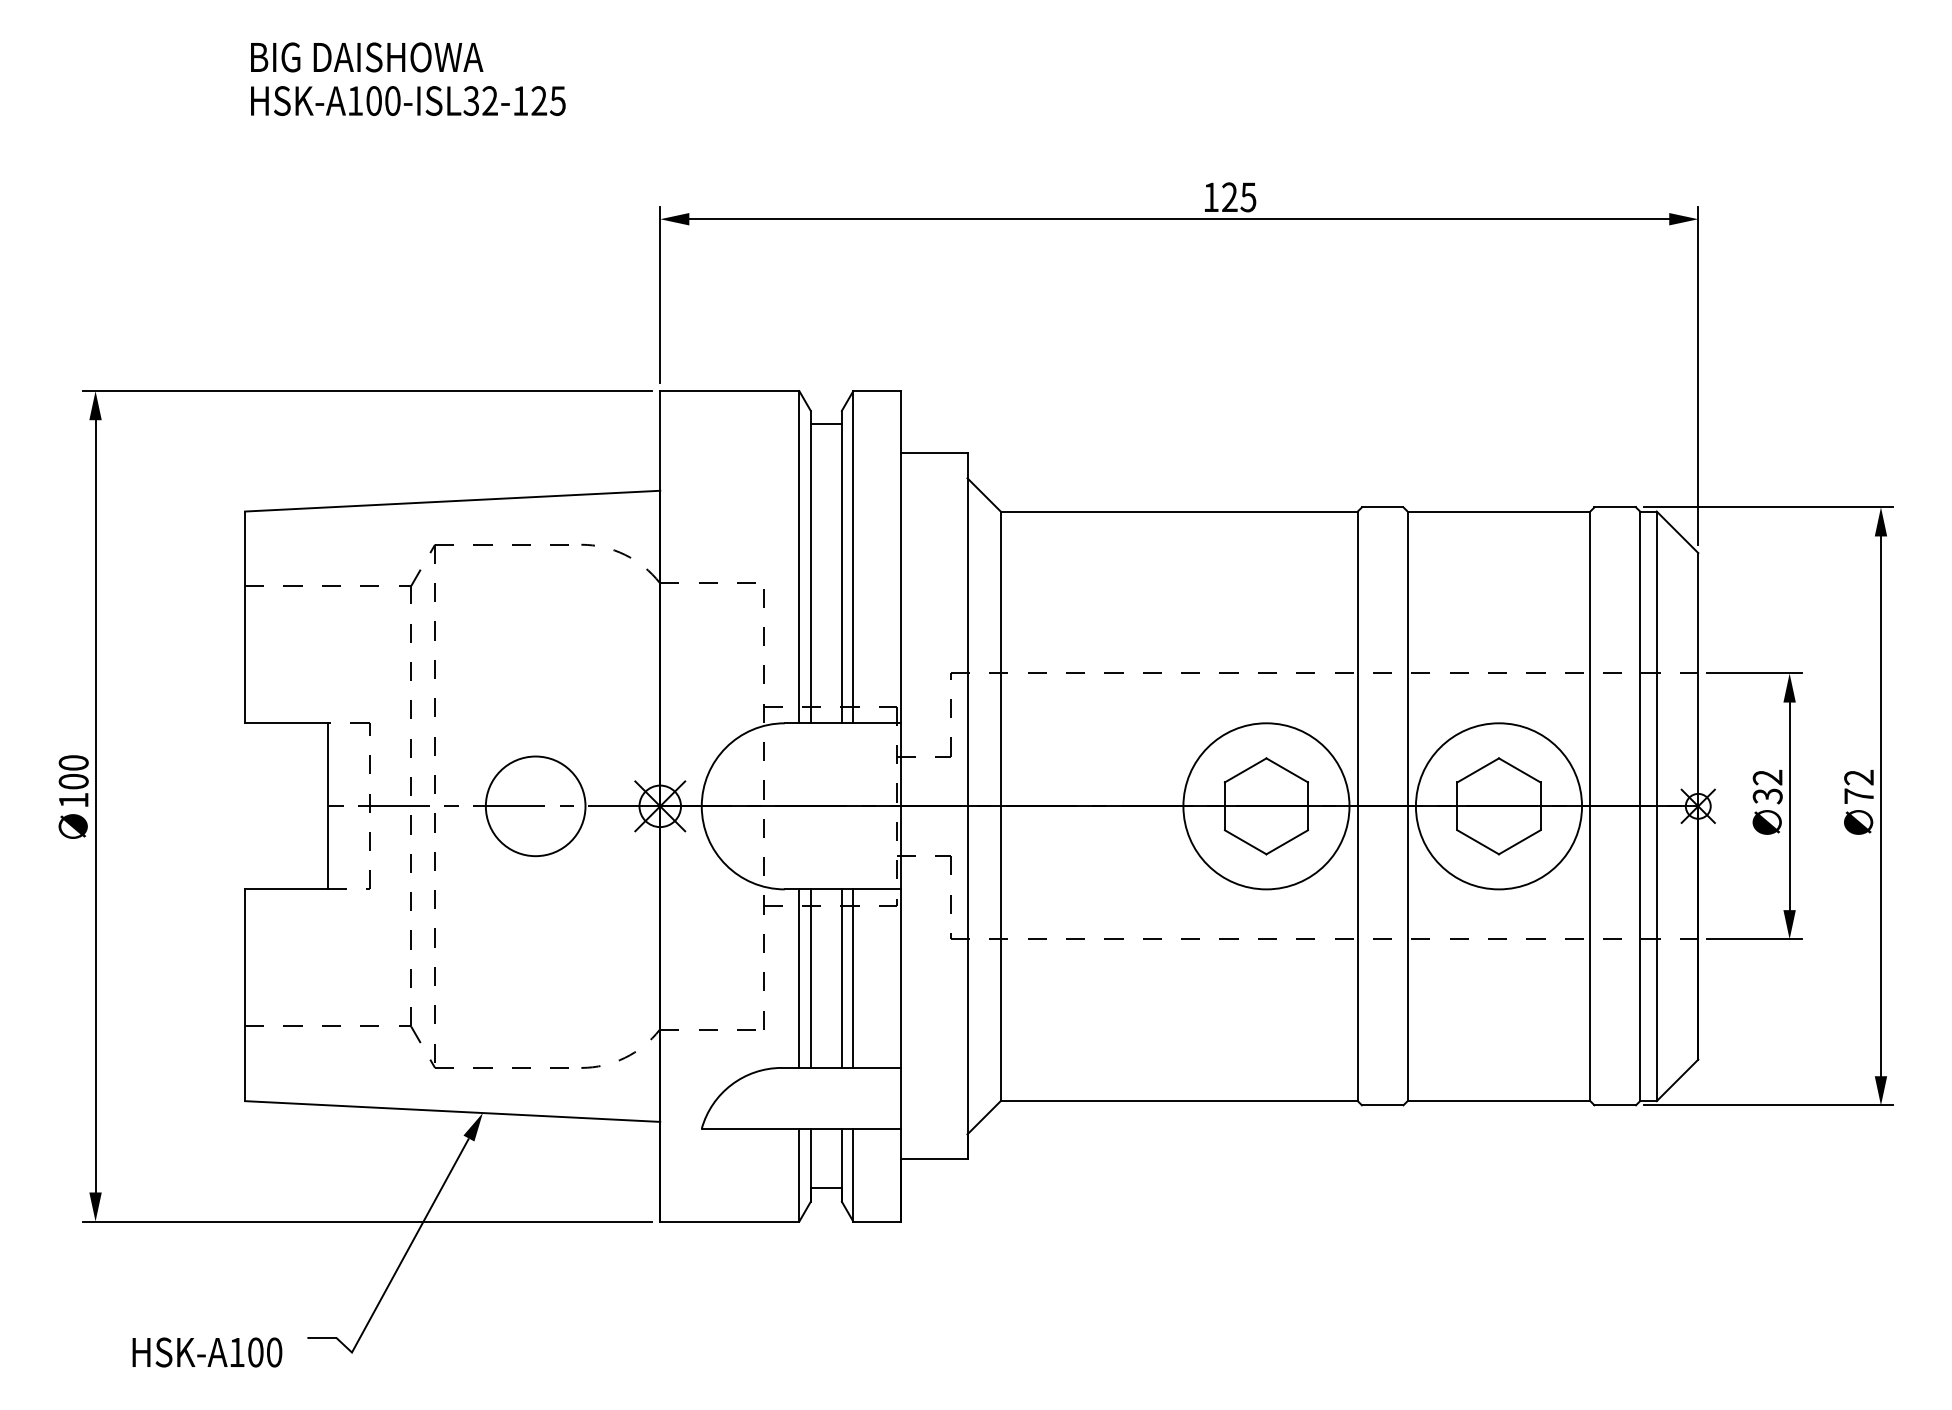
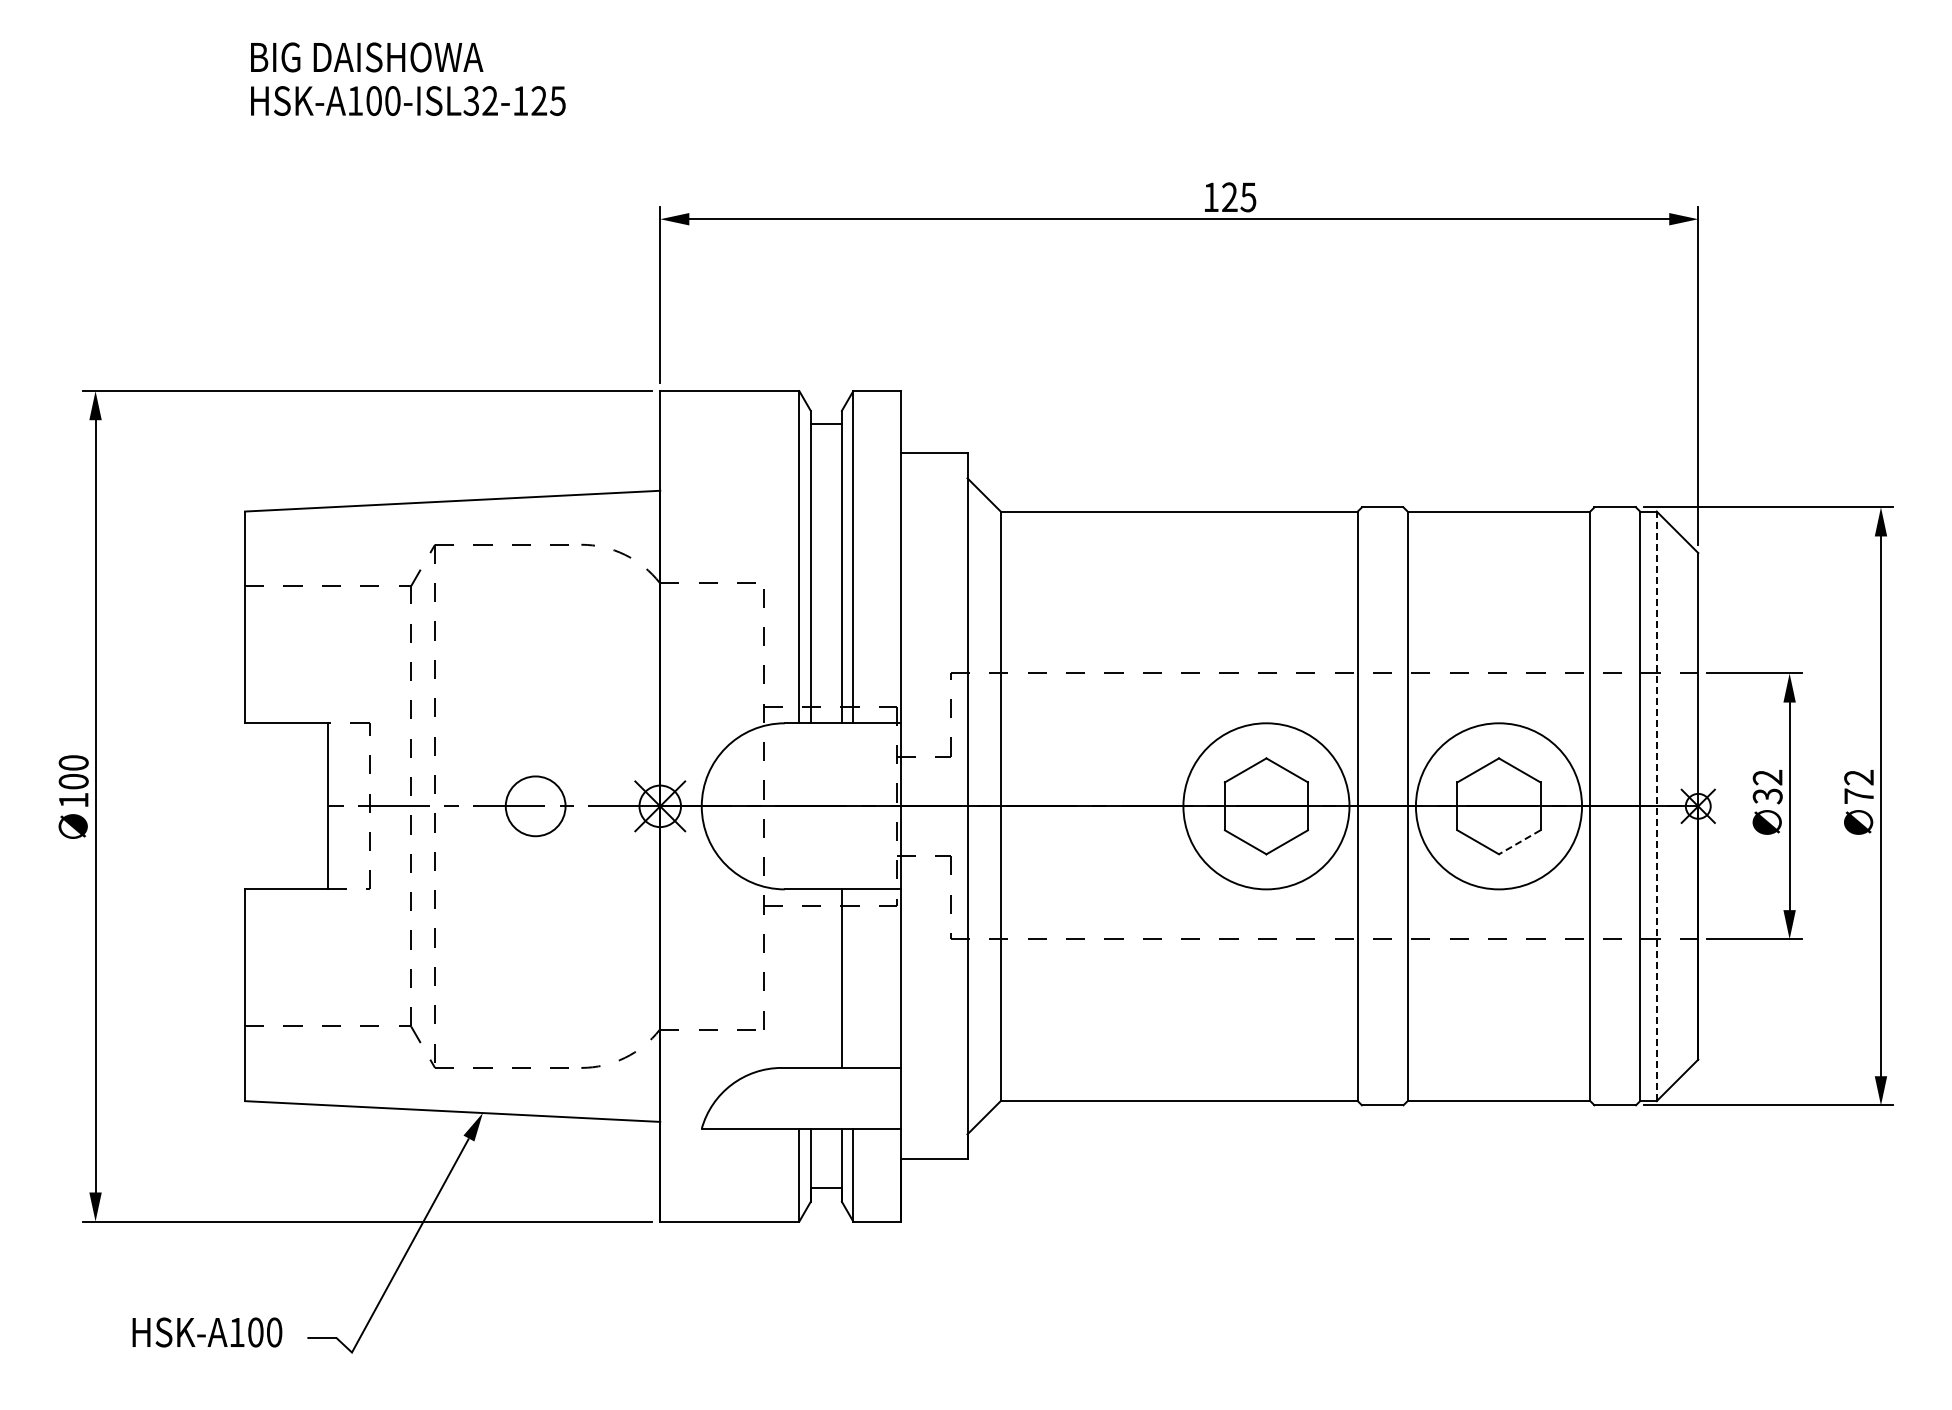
circle diameter: 100 px -> 60 px (535, 806)
line: solid -> dashed (1656, 806)
line: solid -> dashed (1519, 842)
line: present -> none (799, 978)
line: present -> none (810, 978)
line: present -> none (853, 978)
text position: (207, 1352) -> (207, 1332) (207, 1332)
